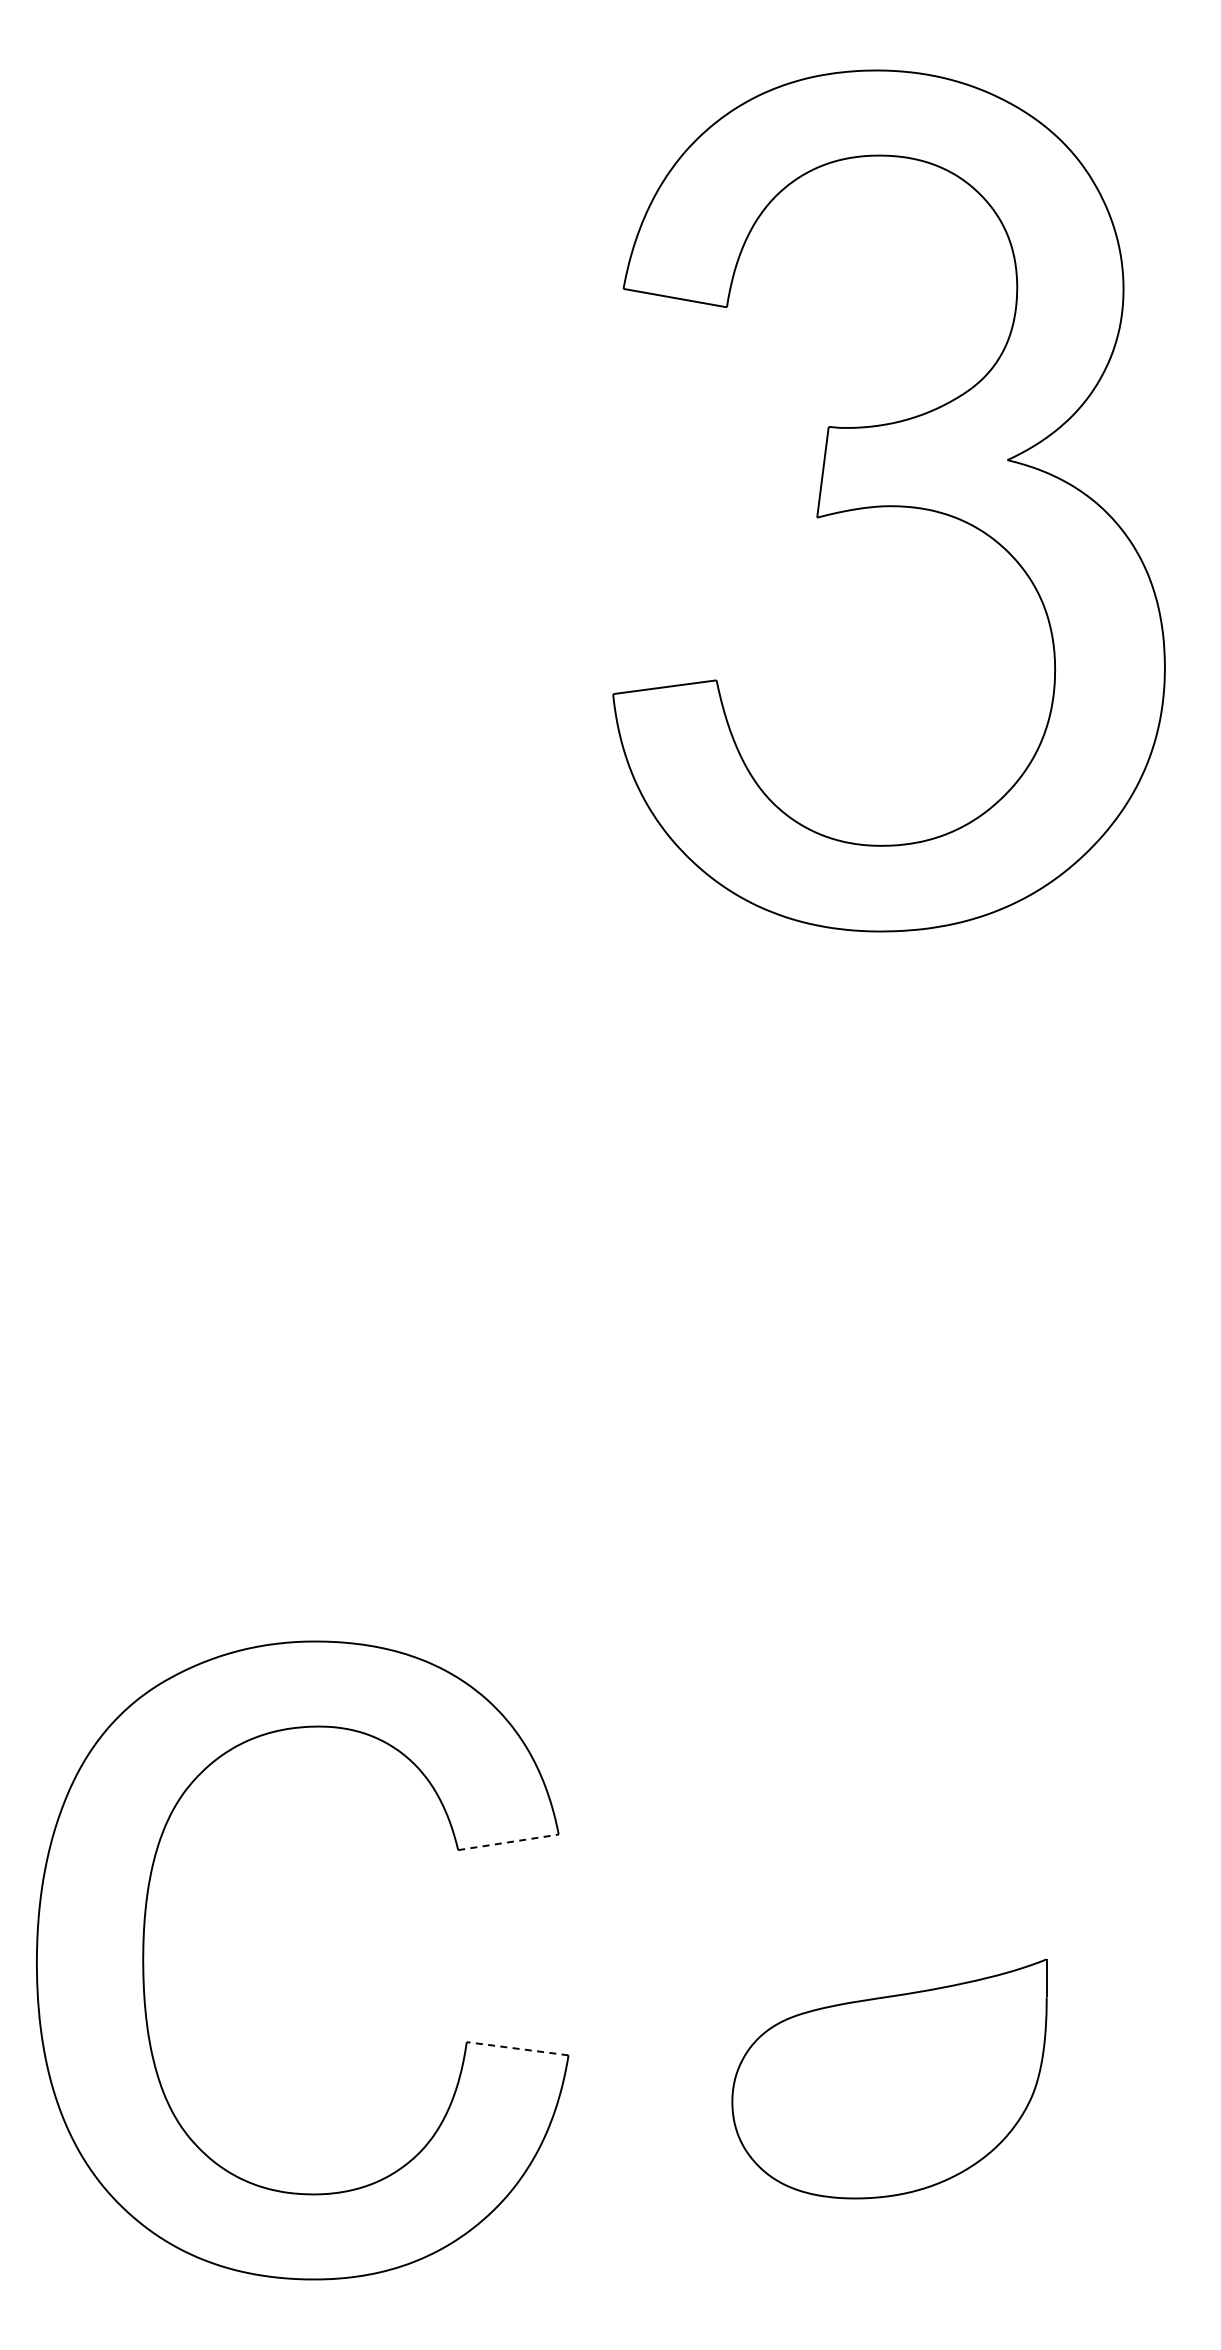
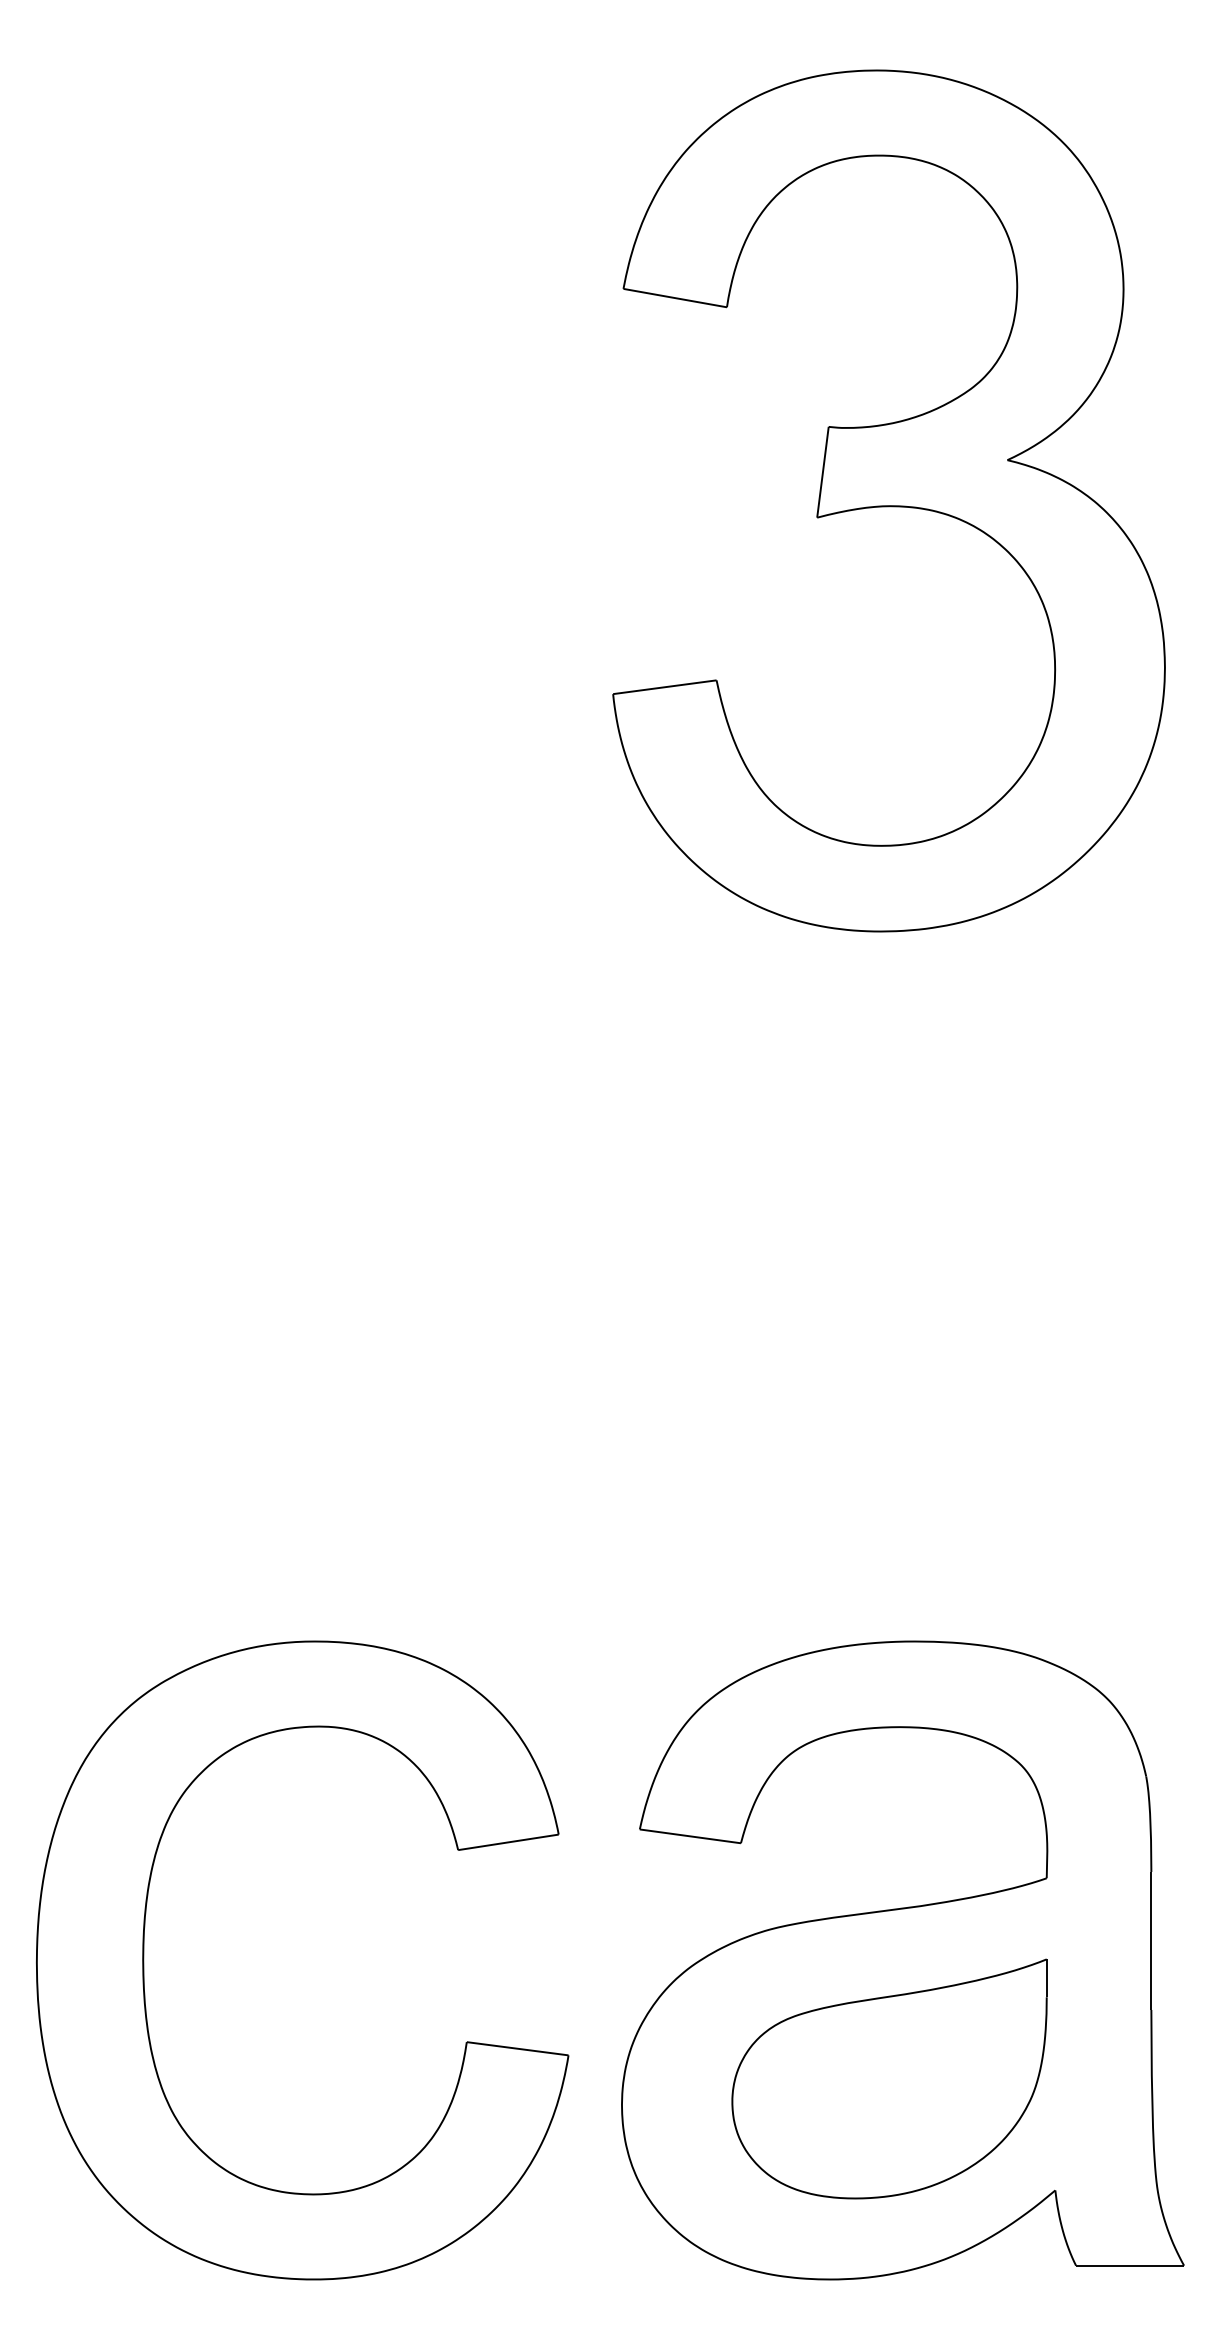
line: dashed -> solid (508, 1842)
part: none -> present (902, 1960)
line: dashed -> solid (517, 2048)
